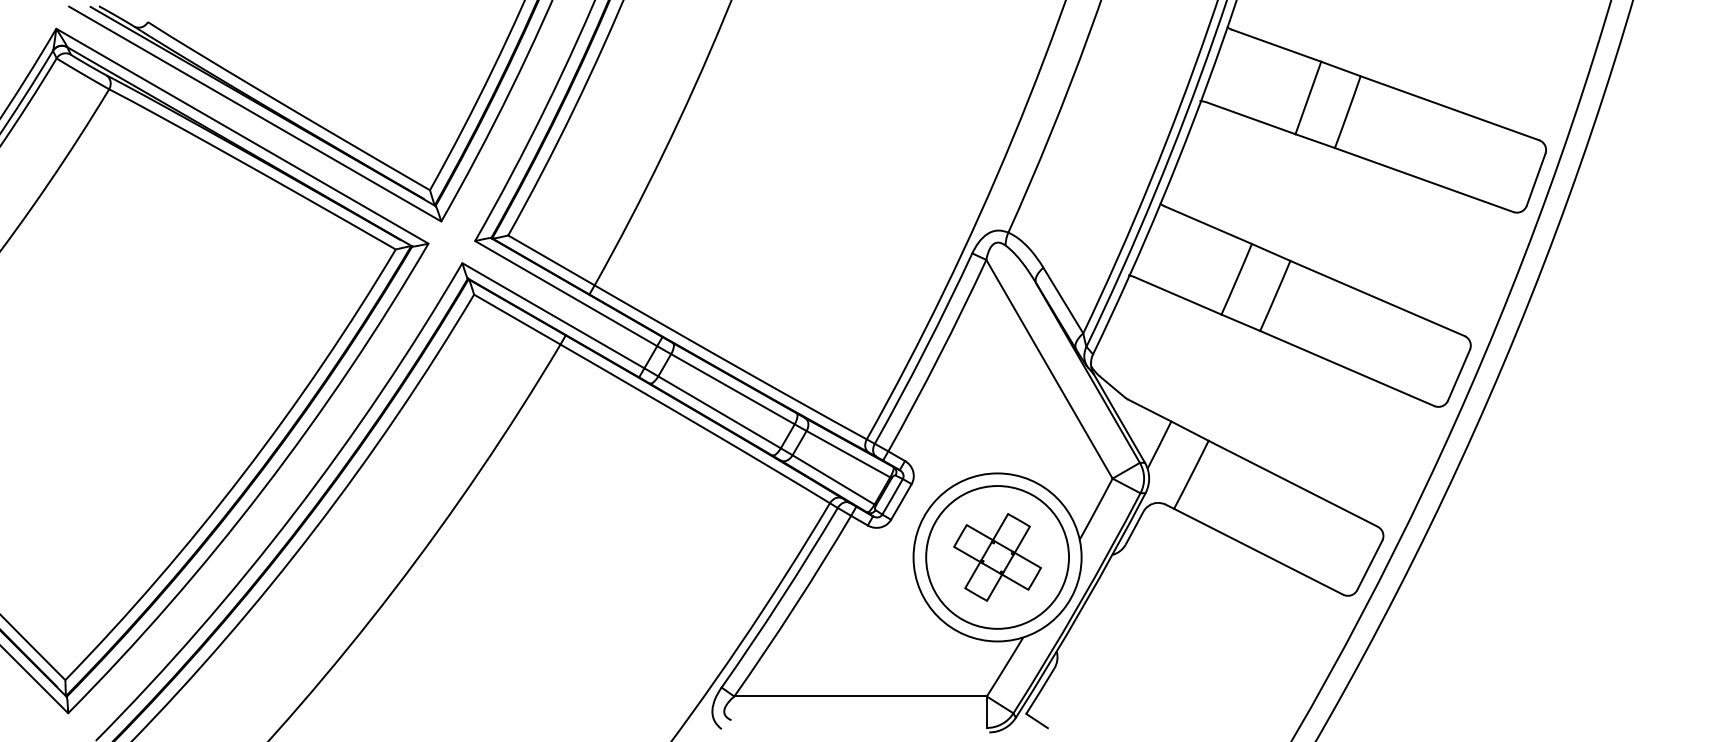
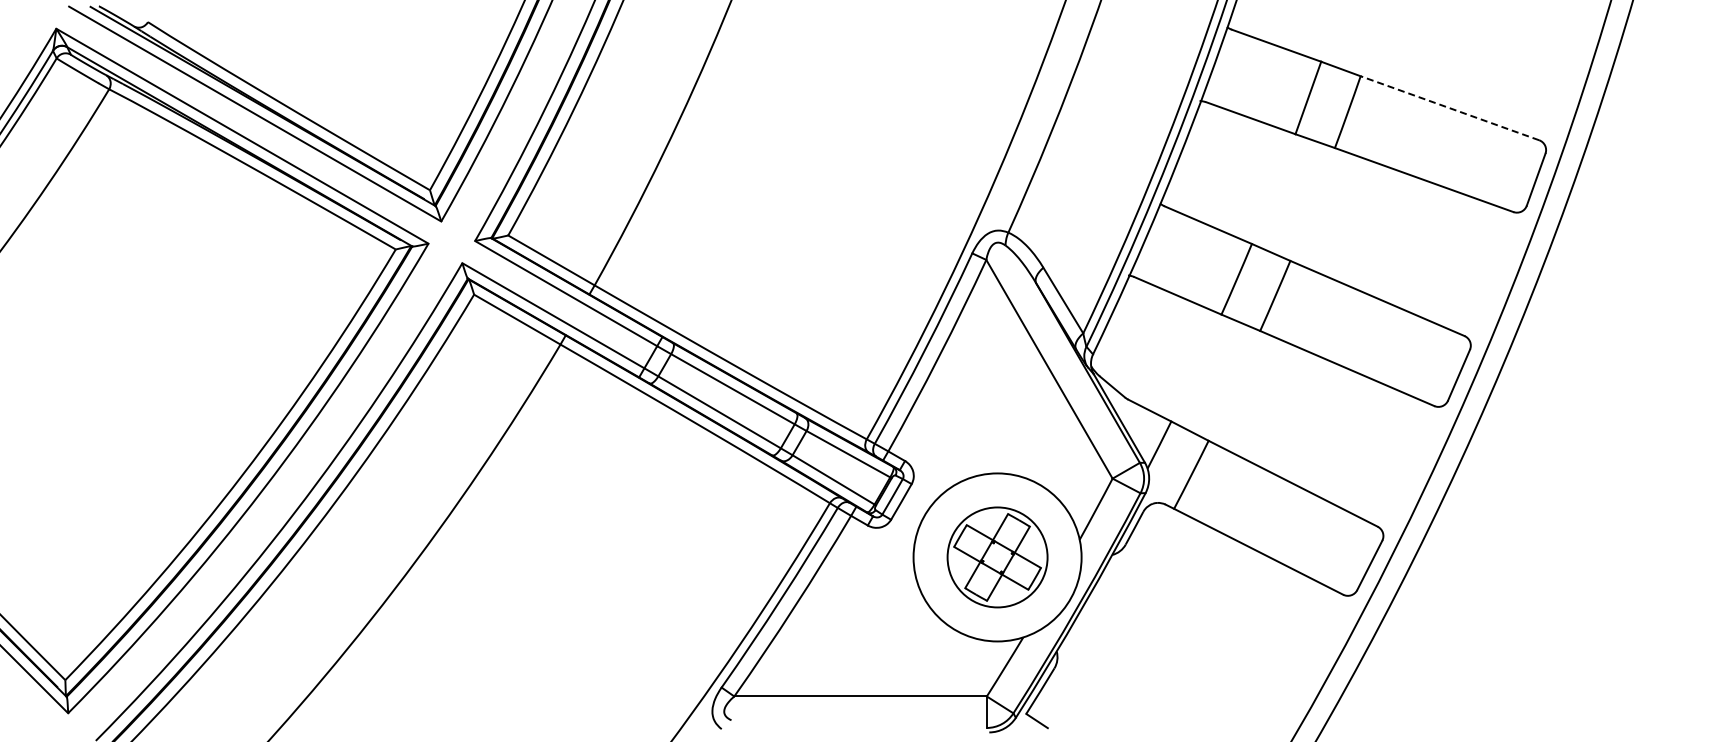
line: solid -> dashed (1449, 108)
circle diameter: 143 px -> 100 px (997, 557)
